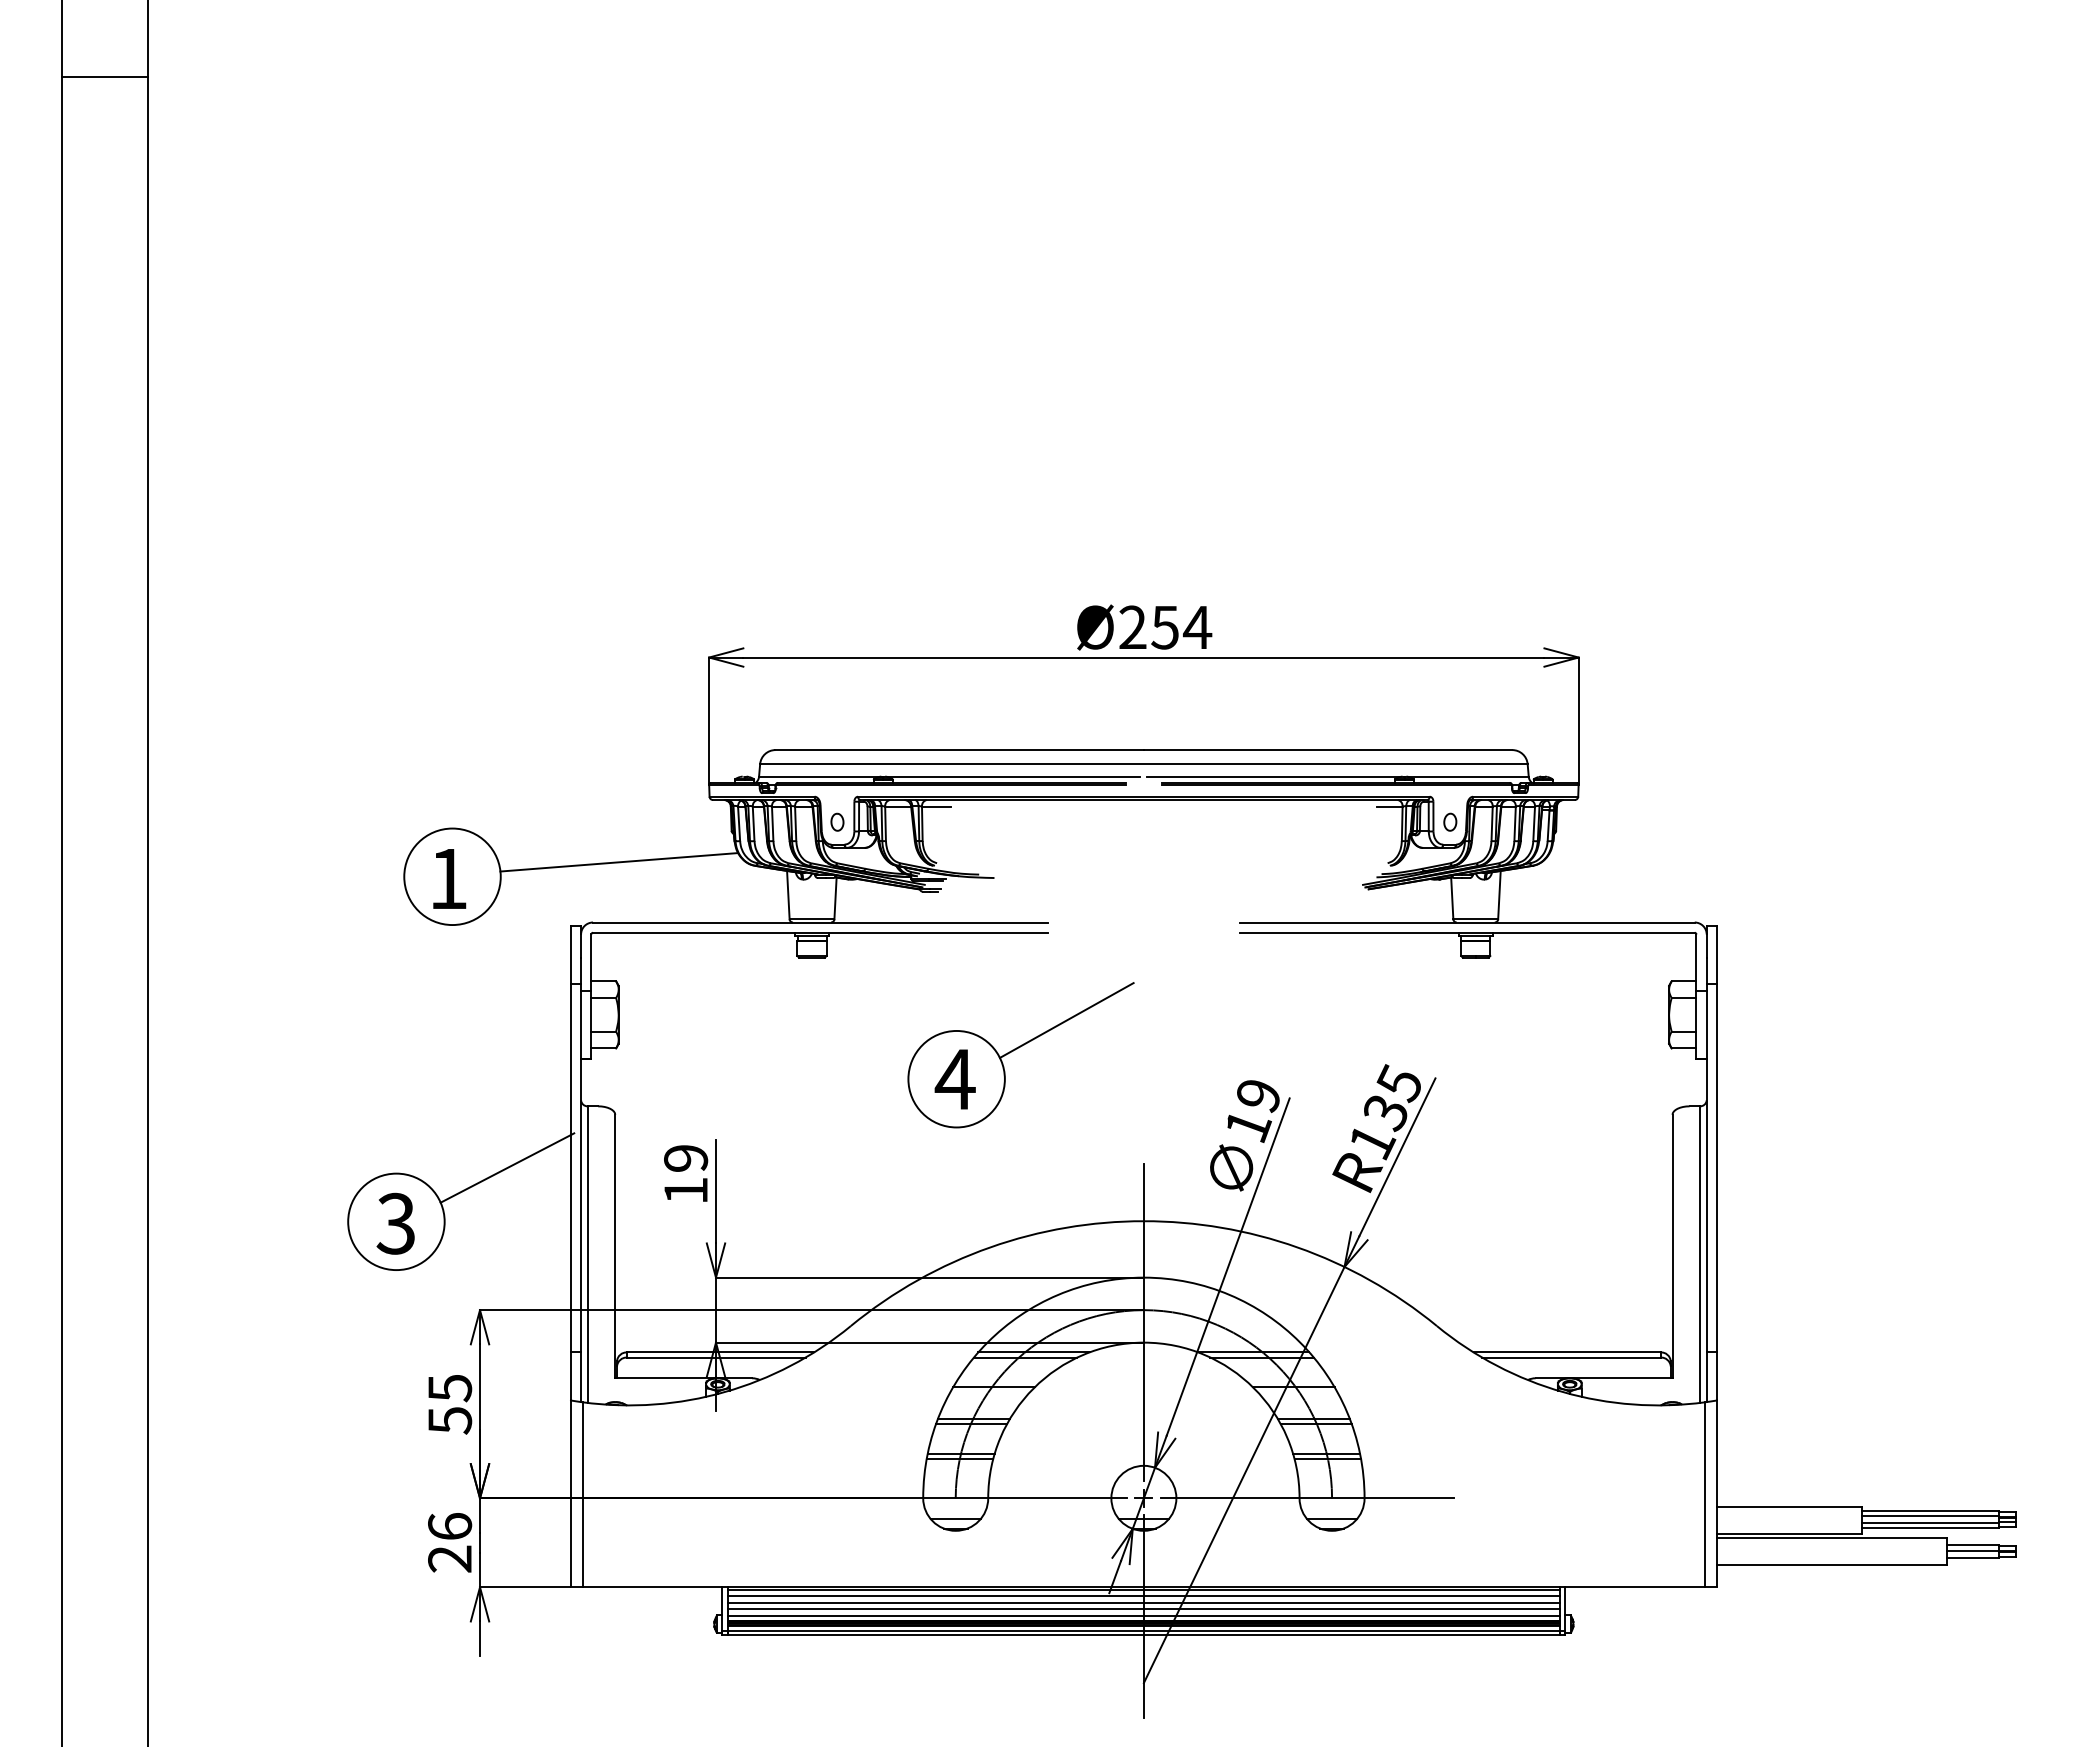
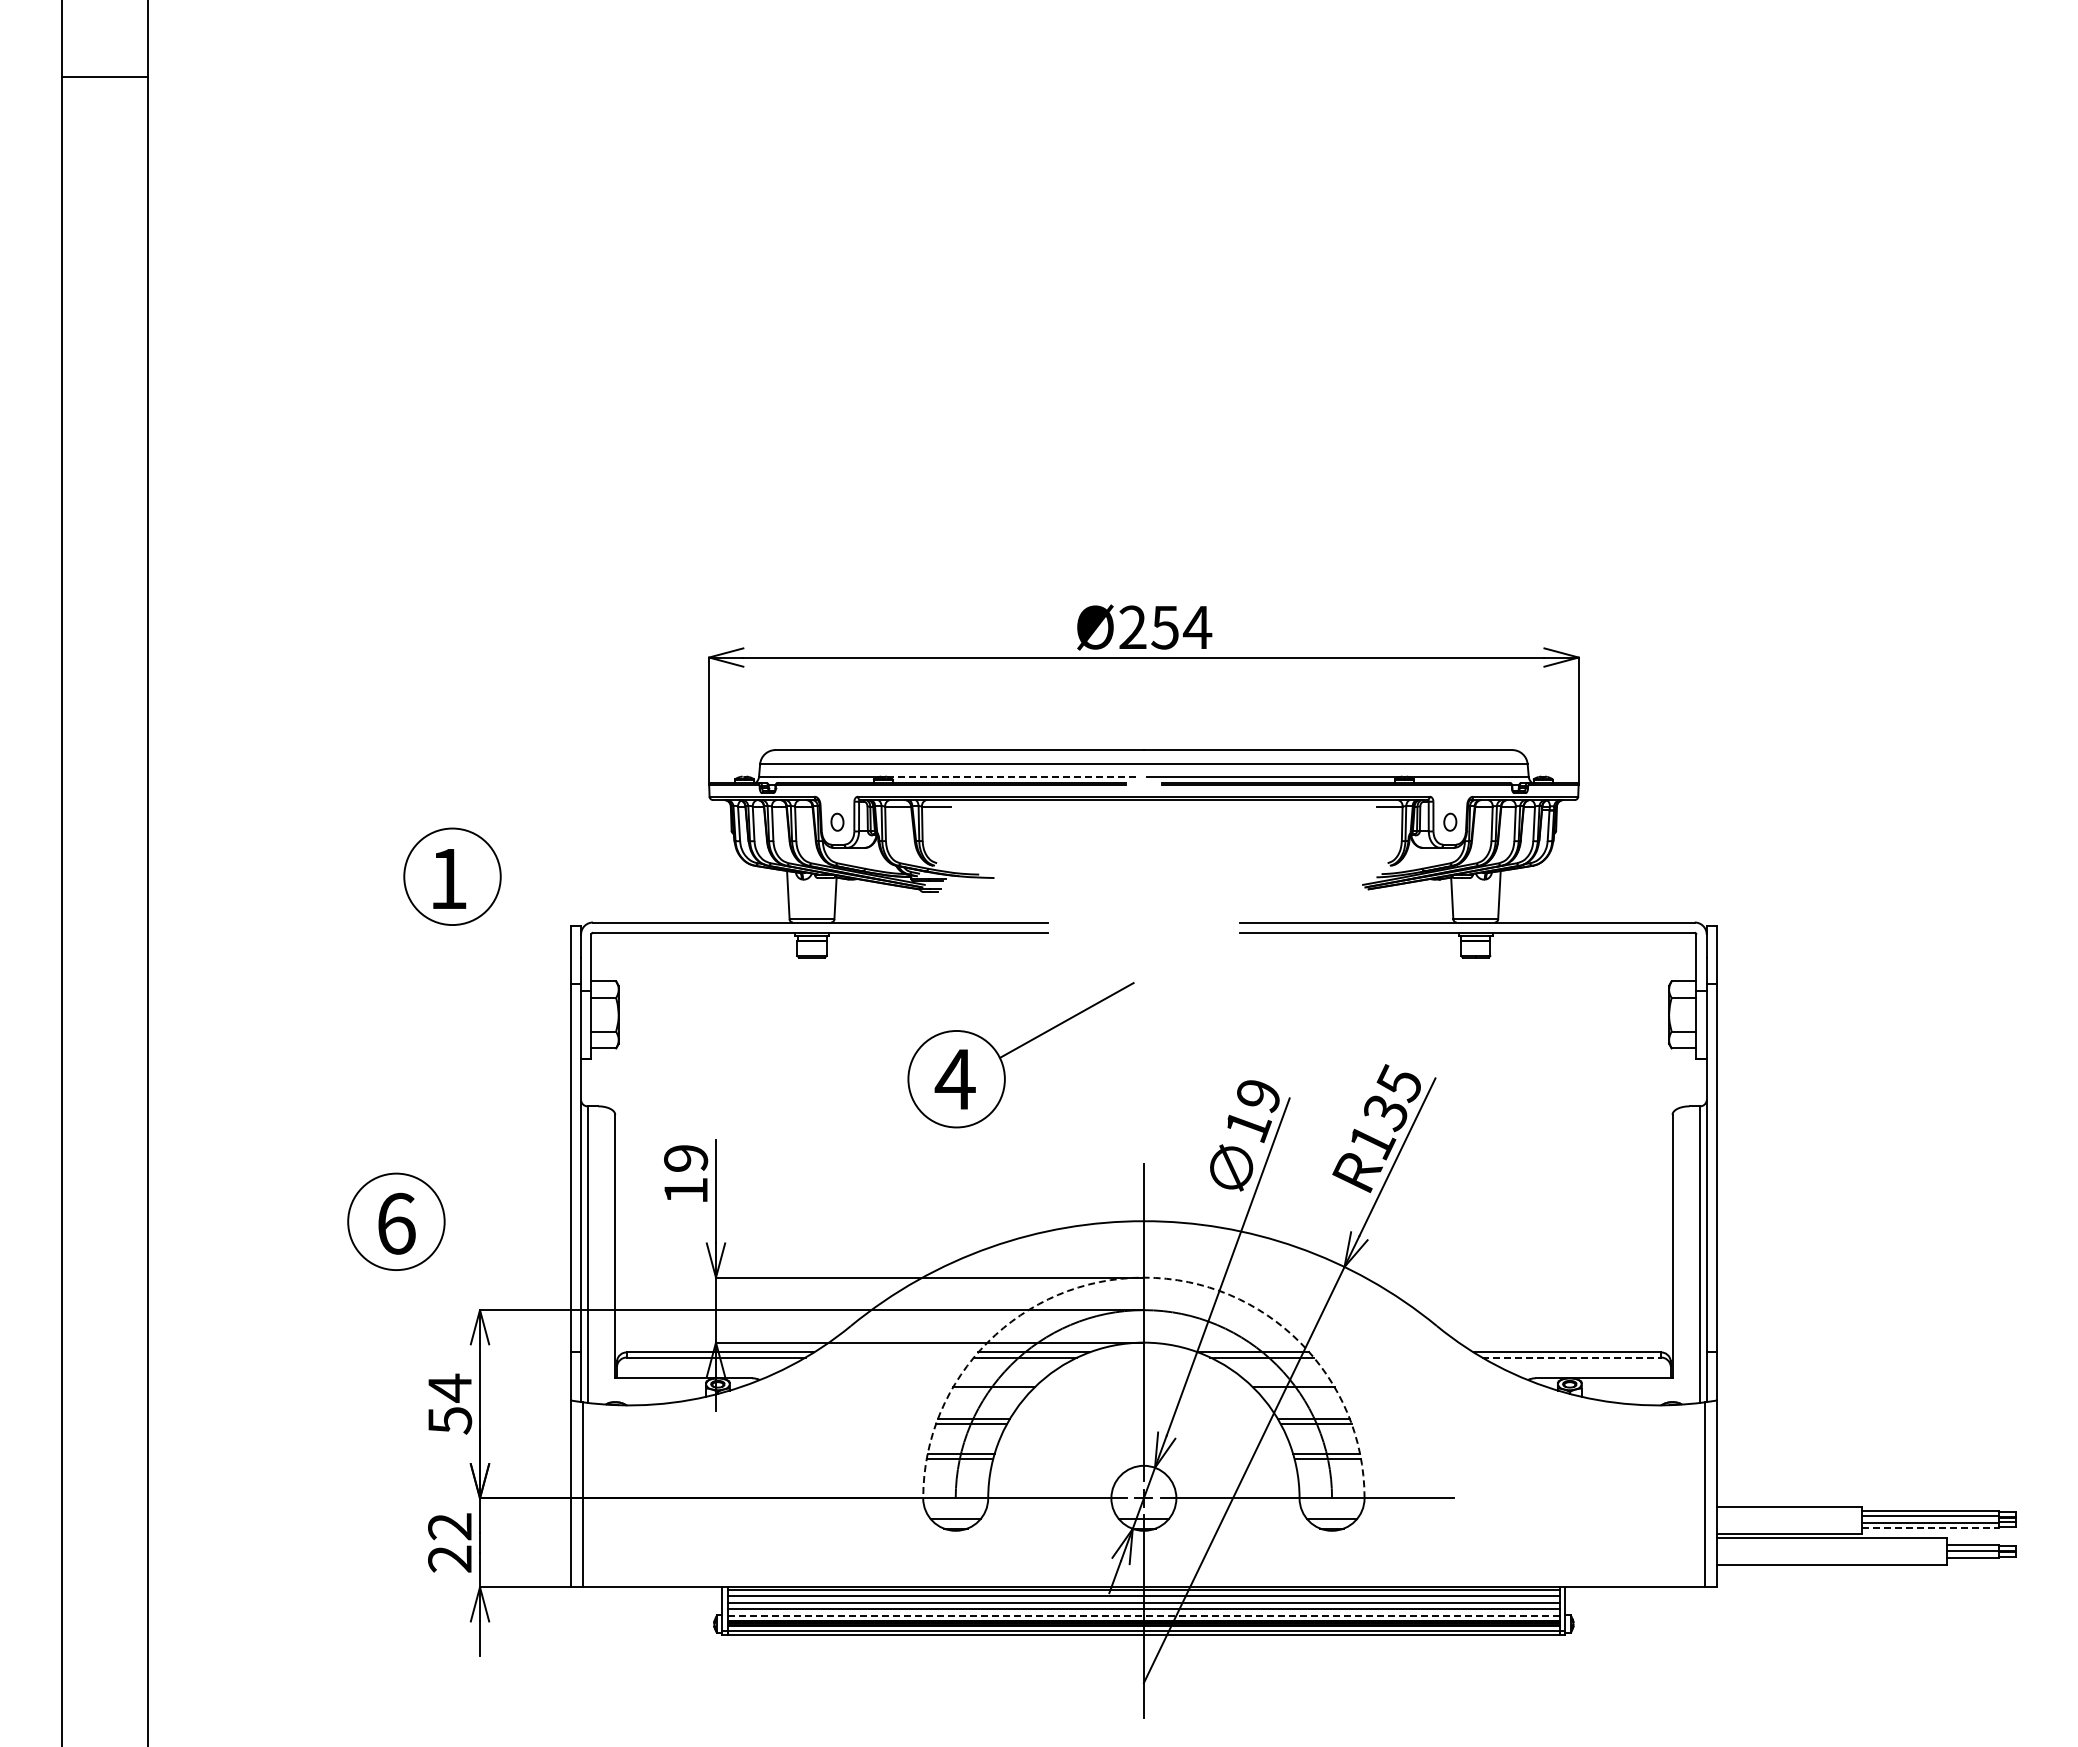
line: solid -> dashed (1013, 776)
line: present -> none (619, 862)
line: present -> none (507, 1167)
text: 3 -> 6 (395, 1223)
arc: solid -> dashed (1143, 1277)
line: solid -> dashed (1571, 1357)
text: 55 -> 54 (450, 1387)
text: 26 -> 22 (450, 1526)
line: solid -> dashed (1930, 1527)
line: solid -> dashed (1143, 1616)
